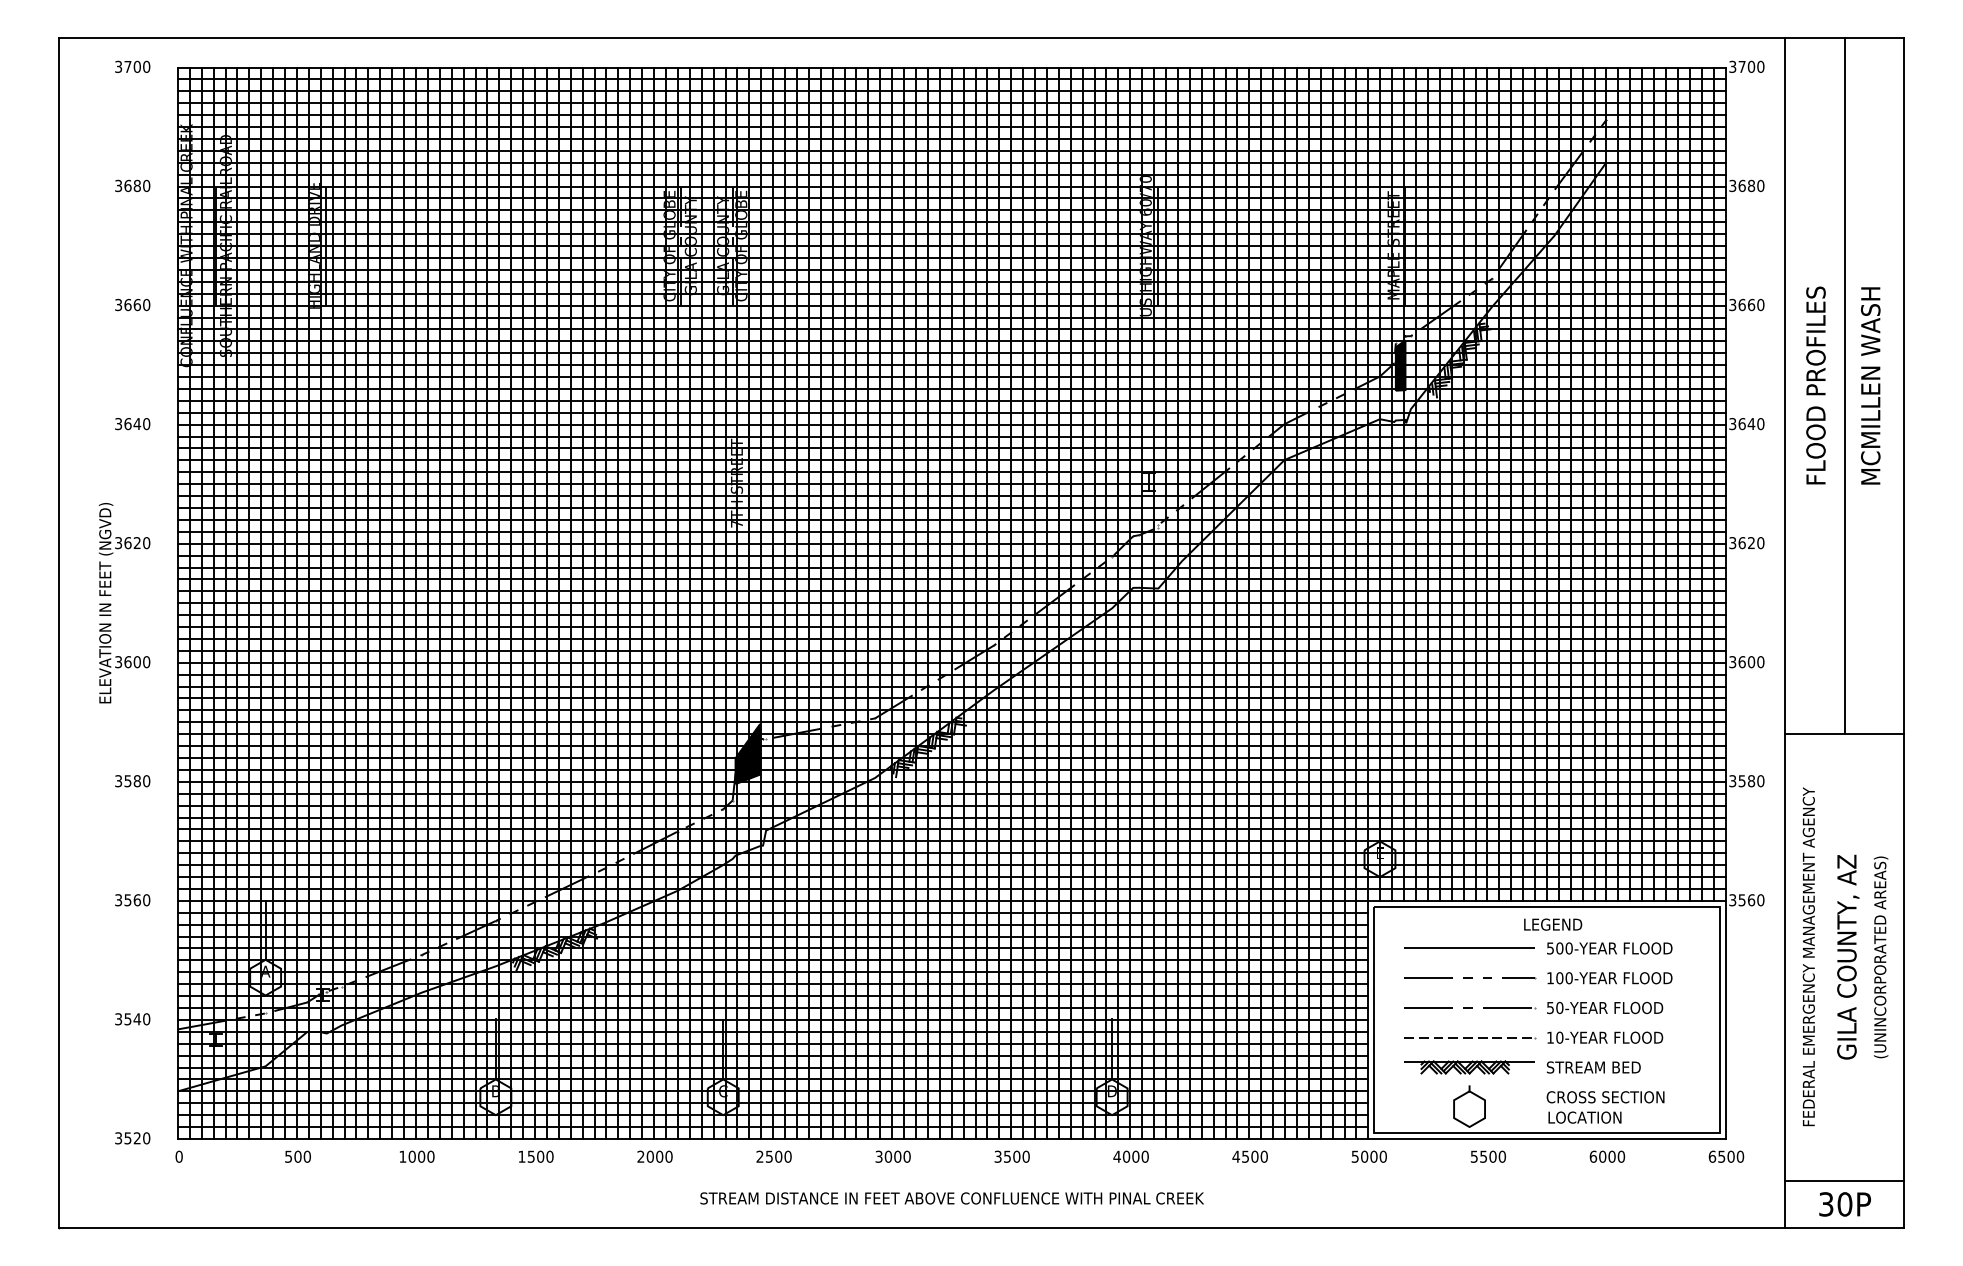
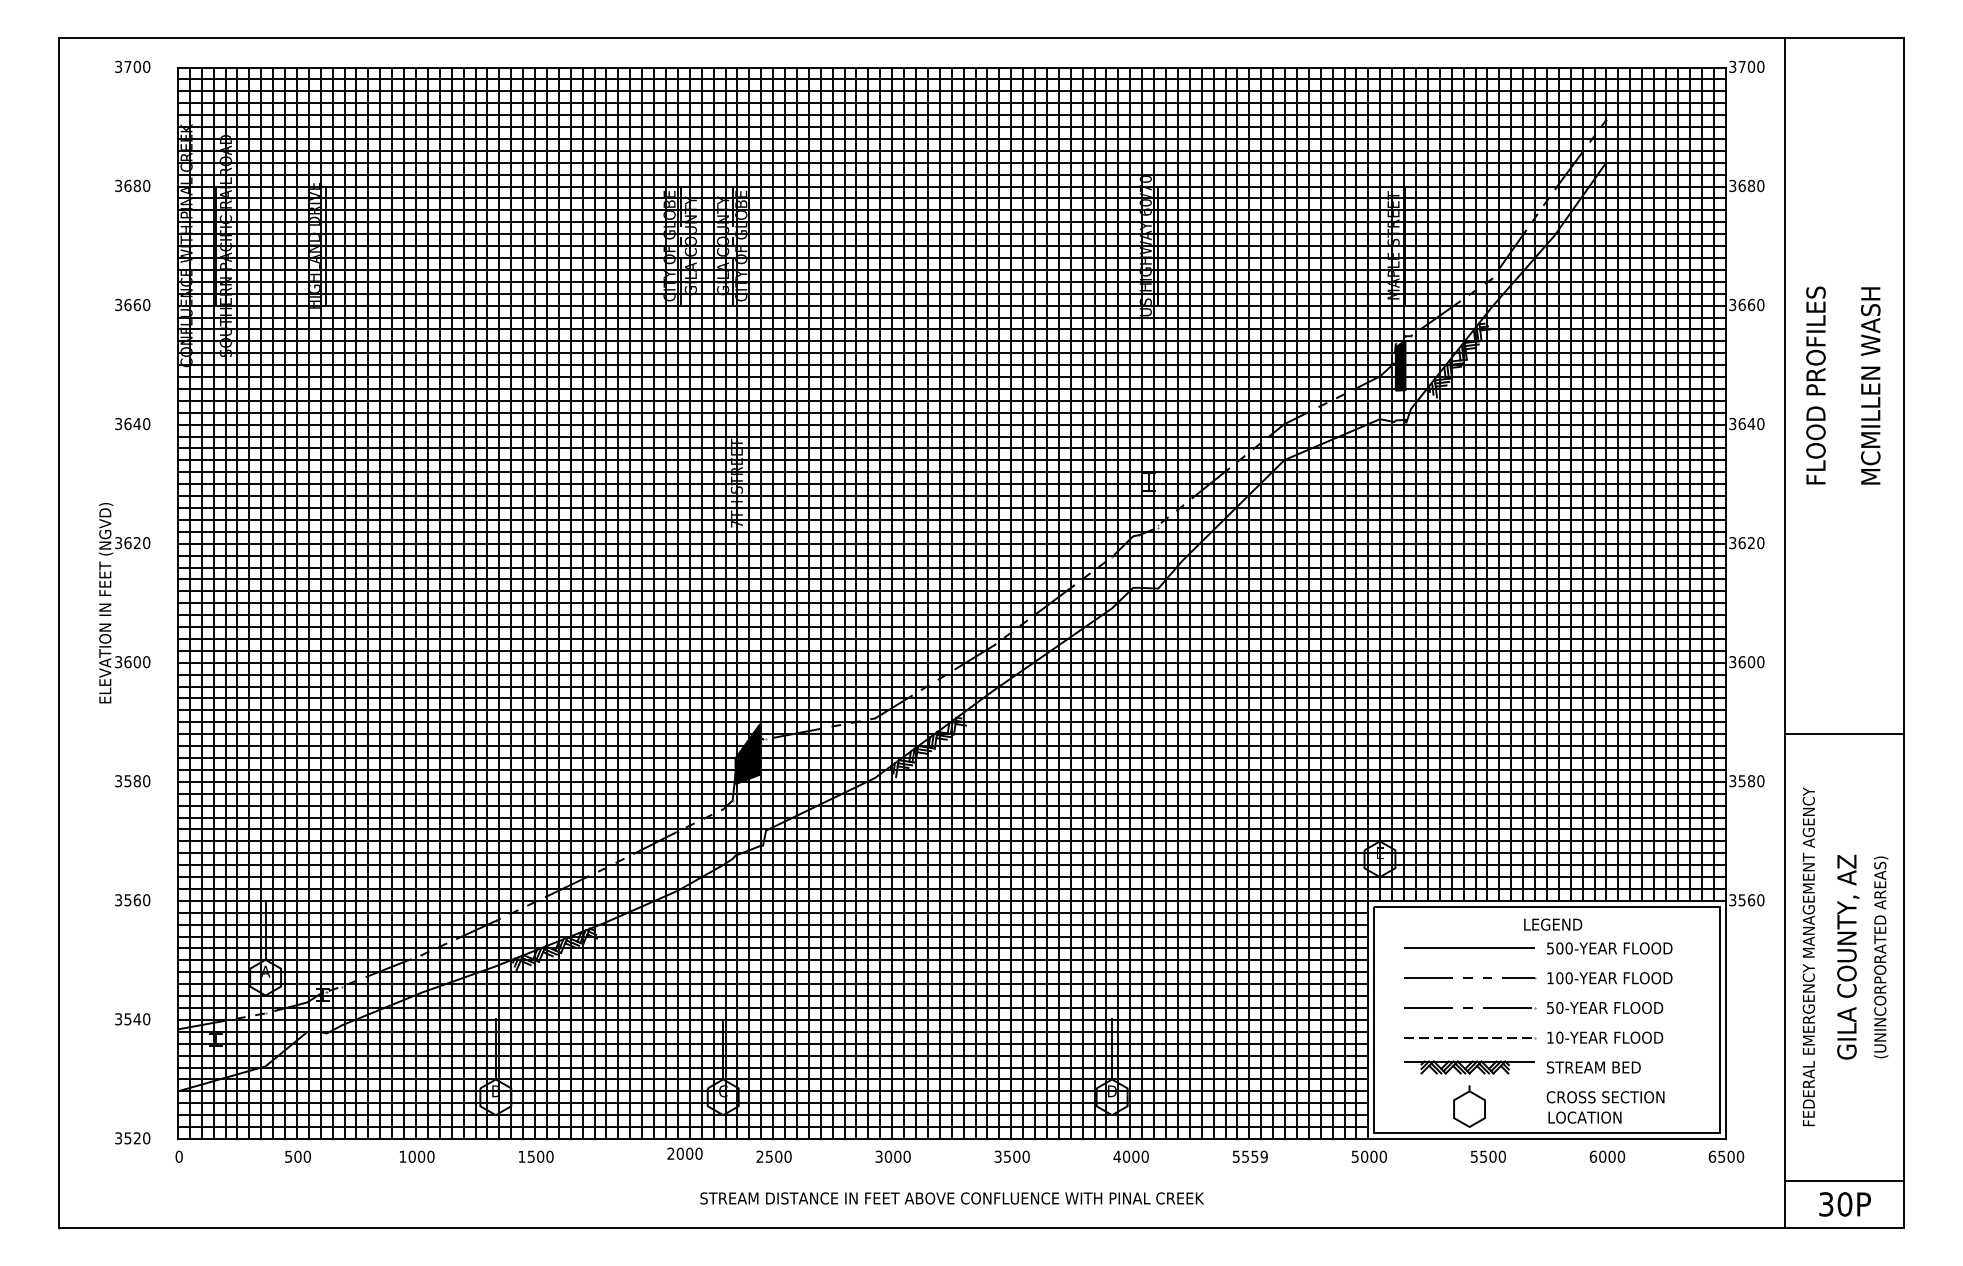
line: present -> none (1844, 385)
text position: (654, 1156) -> (684, 1153) (684, 1153)
text: 4500 -> 5559 (1249, 1156)
